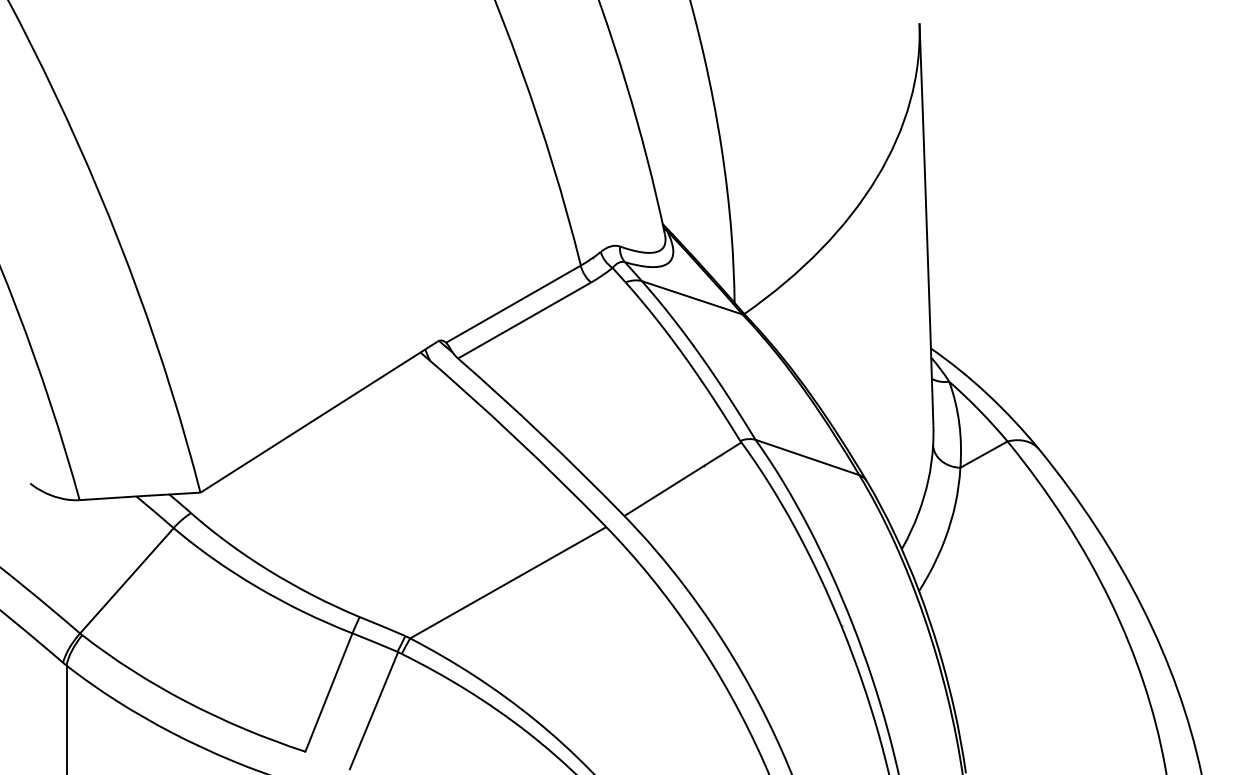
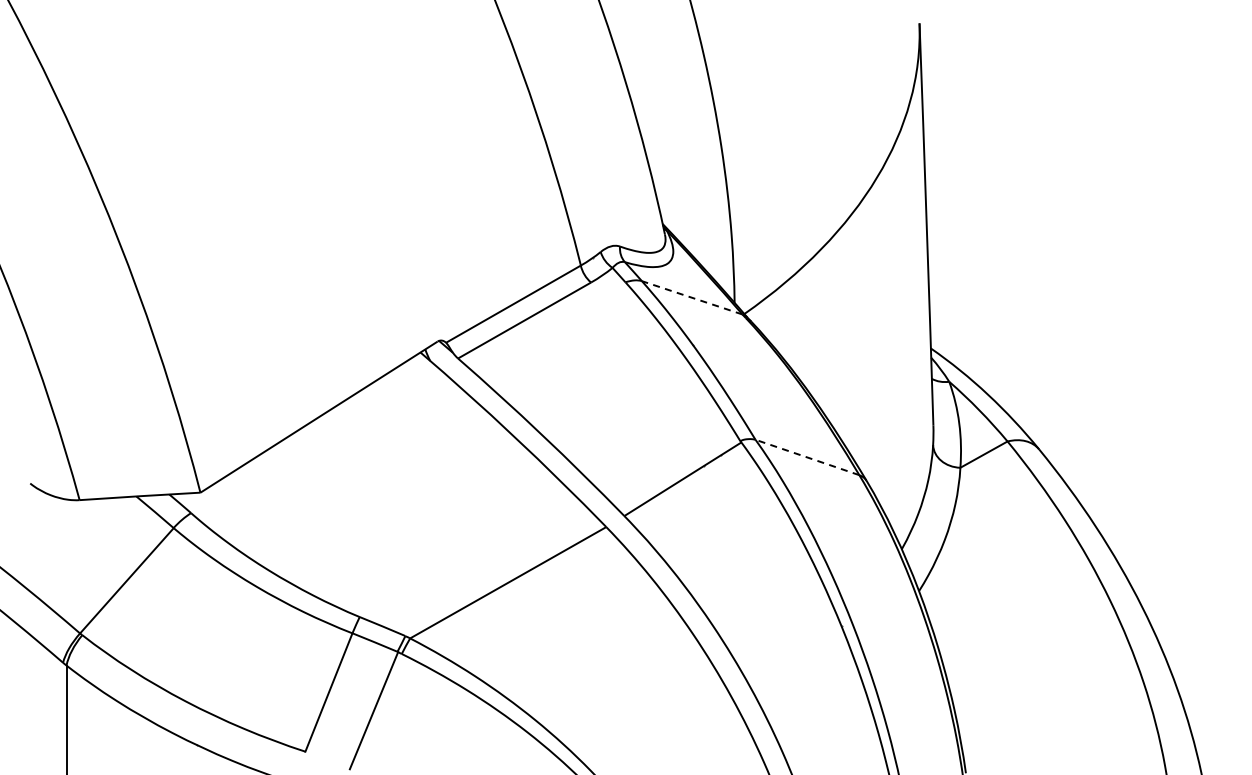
line: solid -> dashed (692, 297)
line: solid -> dashed (807, 457)
